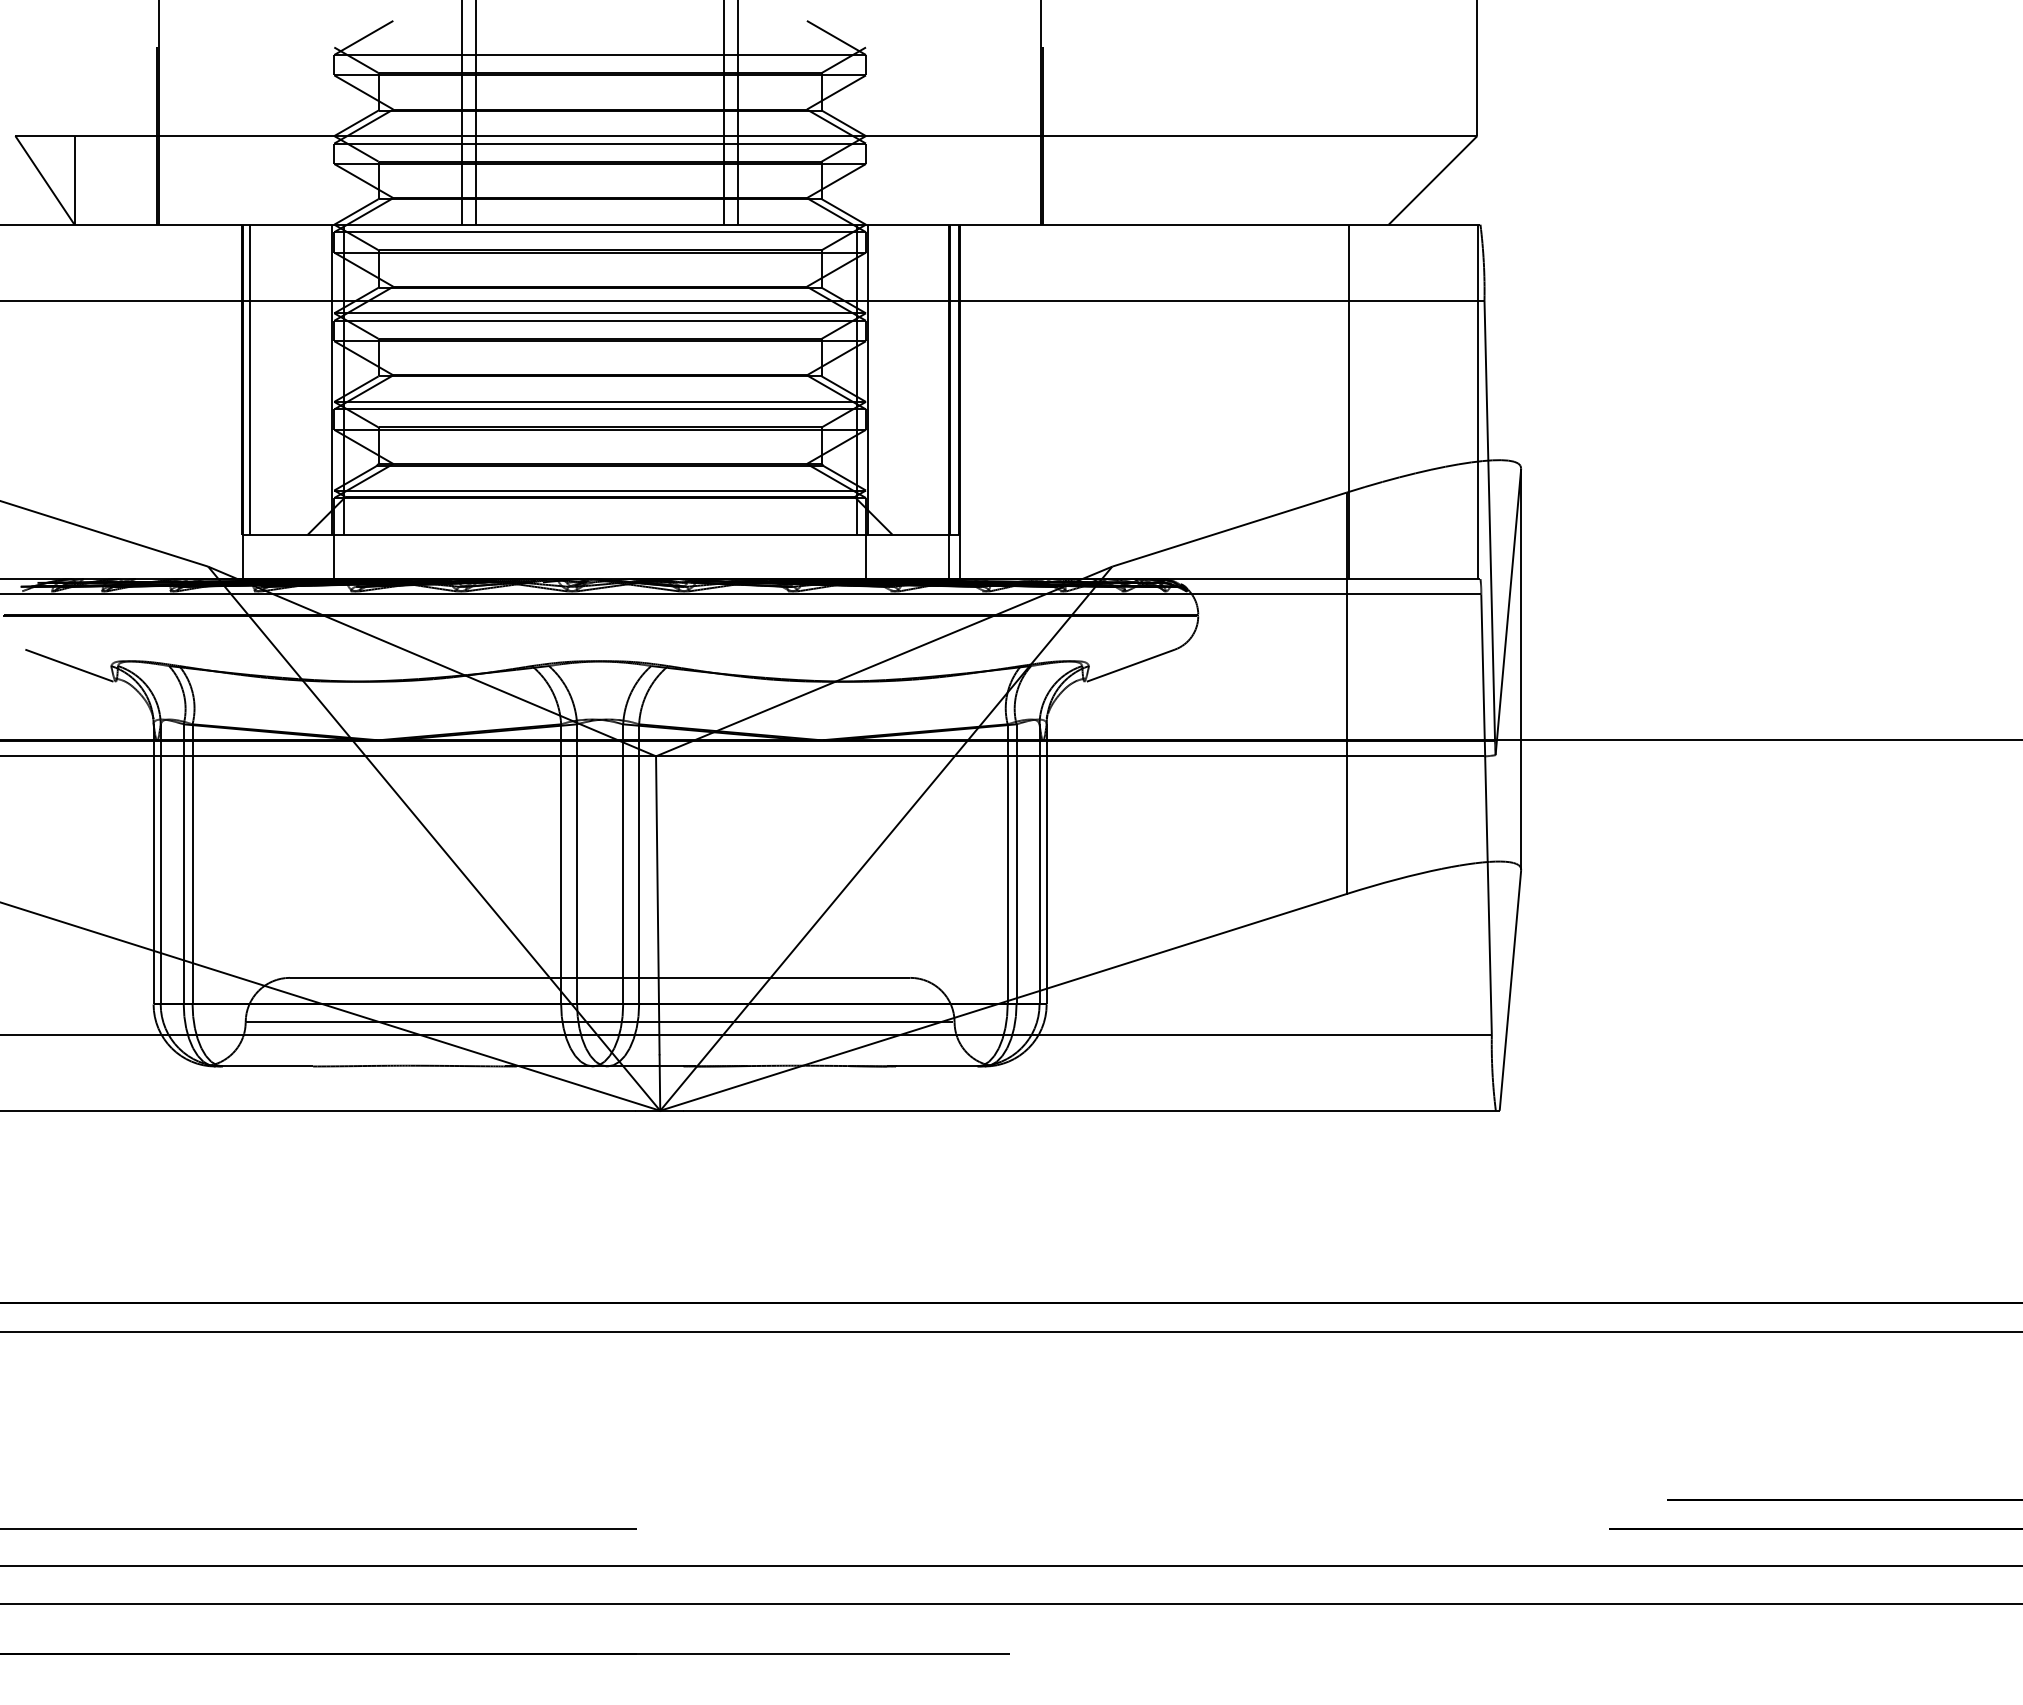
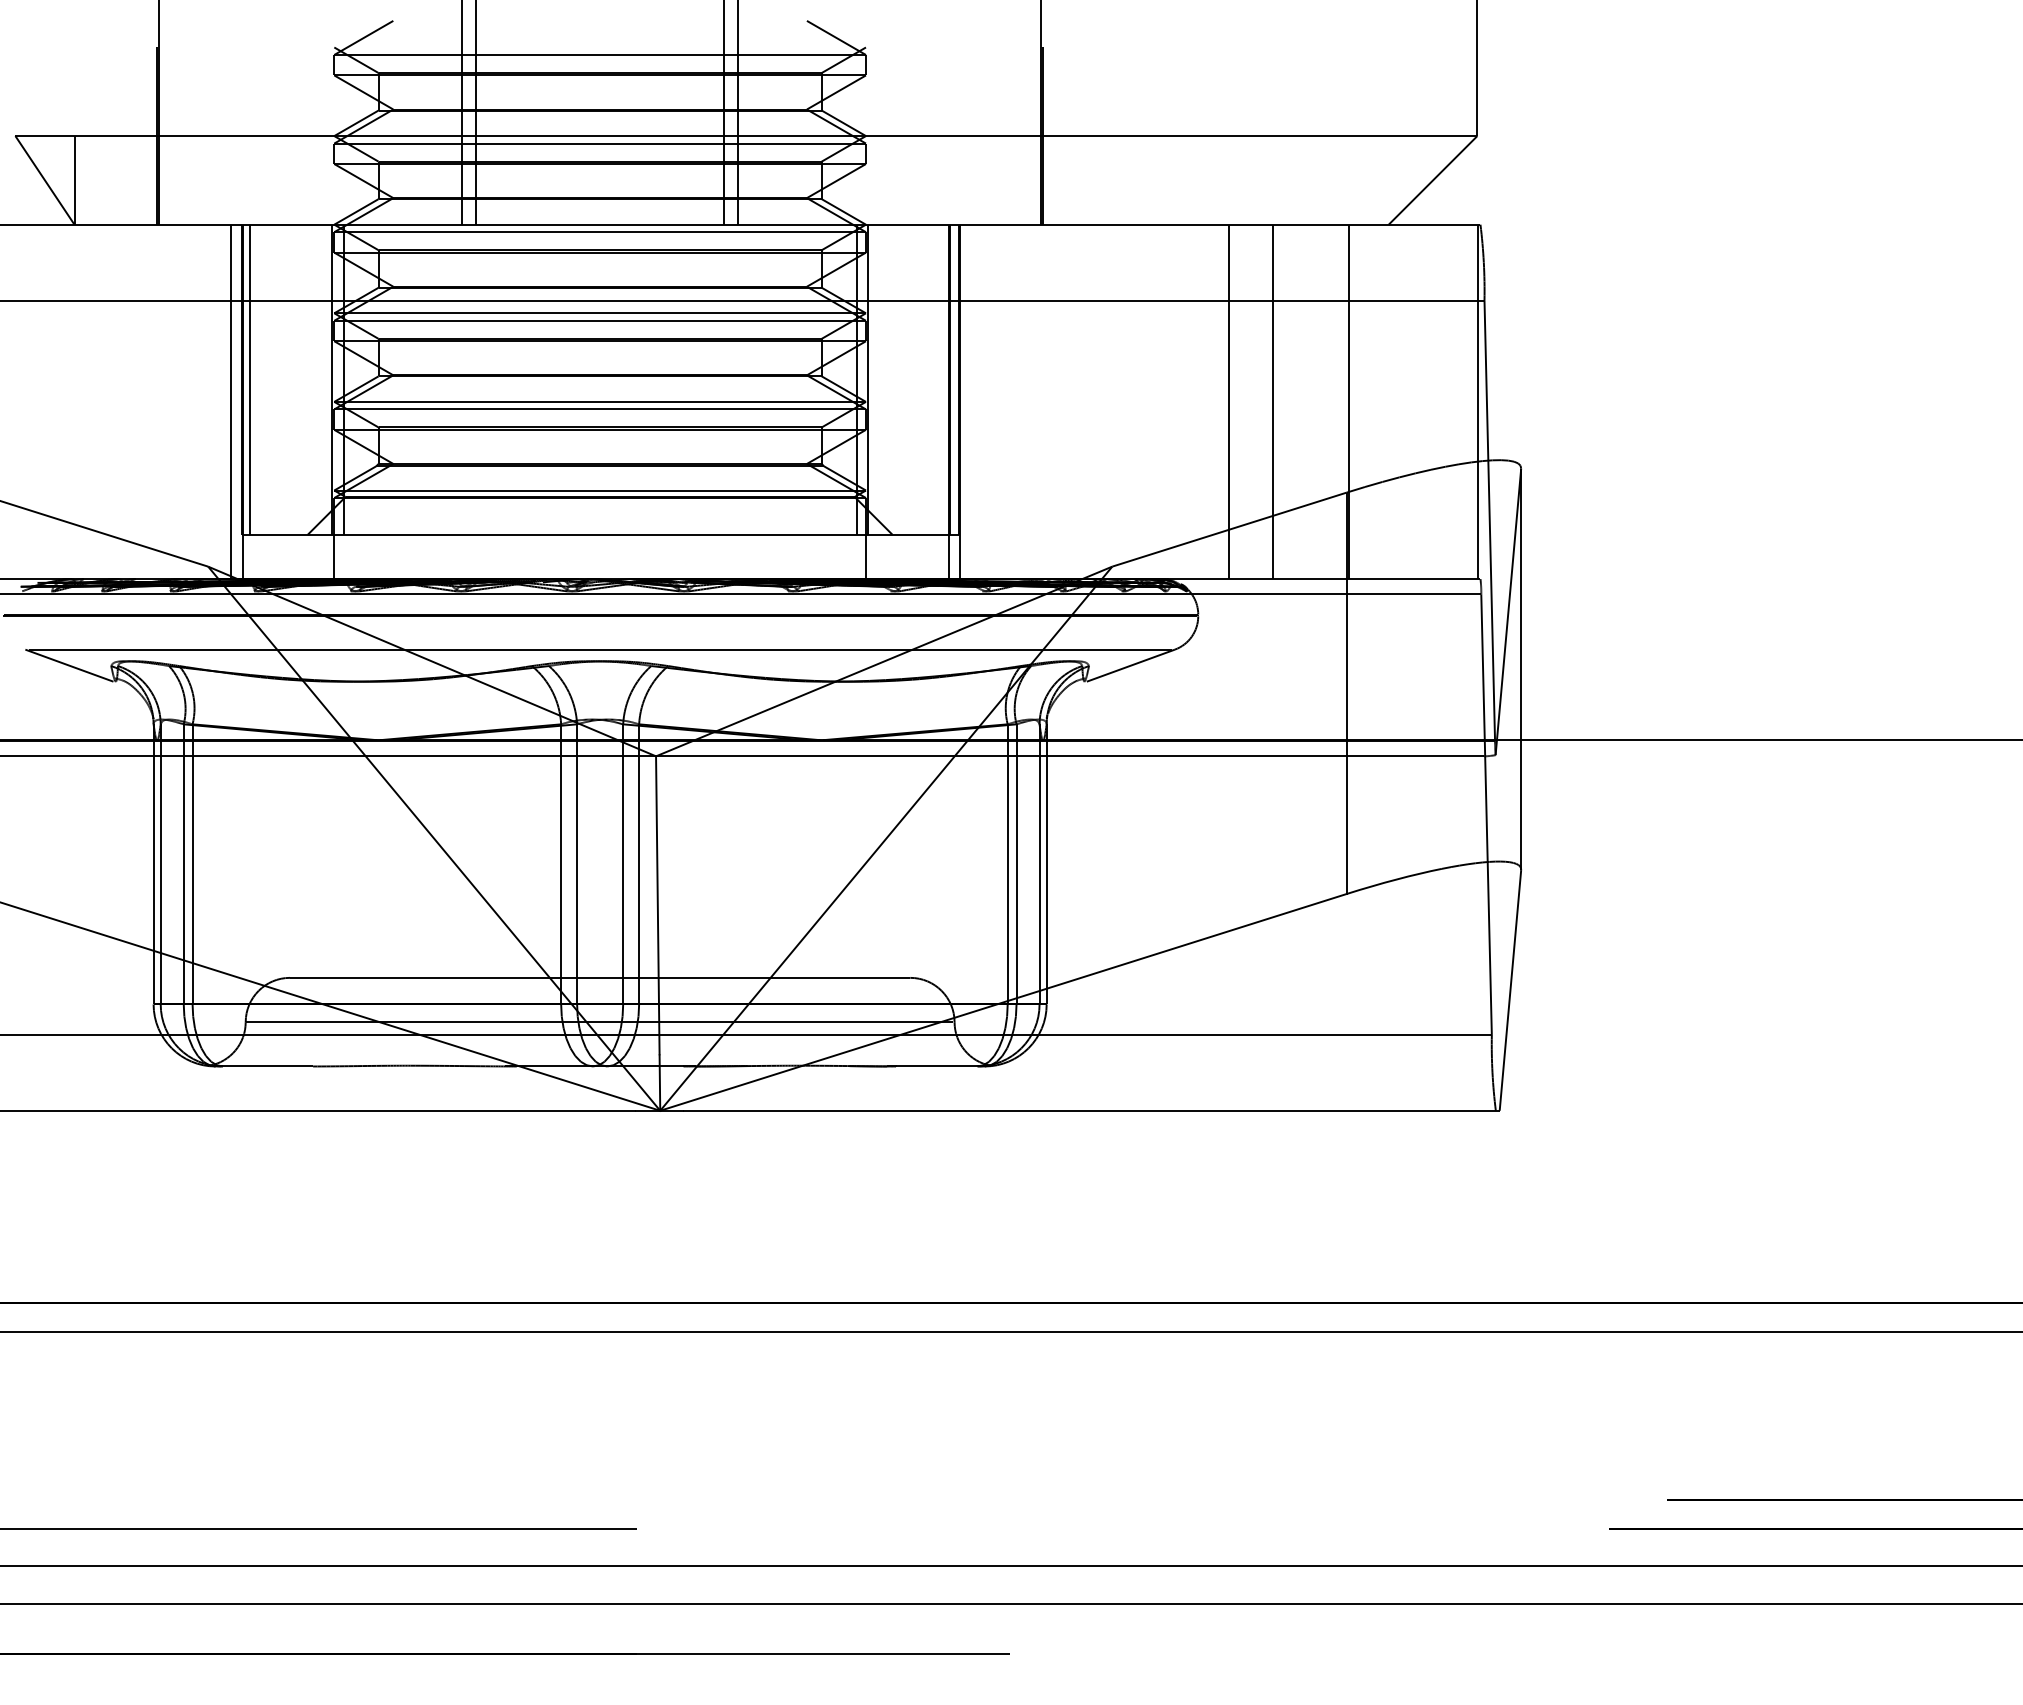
line: none -> present (231, 401)
line: none -> present (1228, 401)
line: none -> present (1273, 401)
line: none -> present (599, 649)
